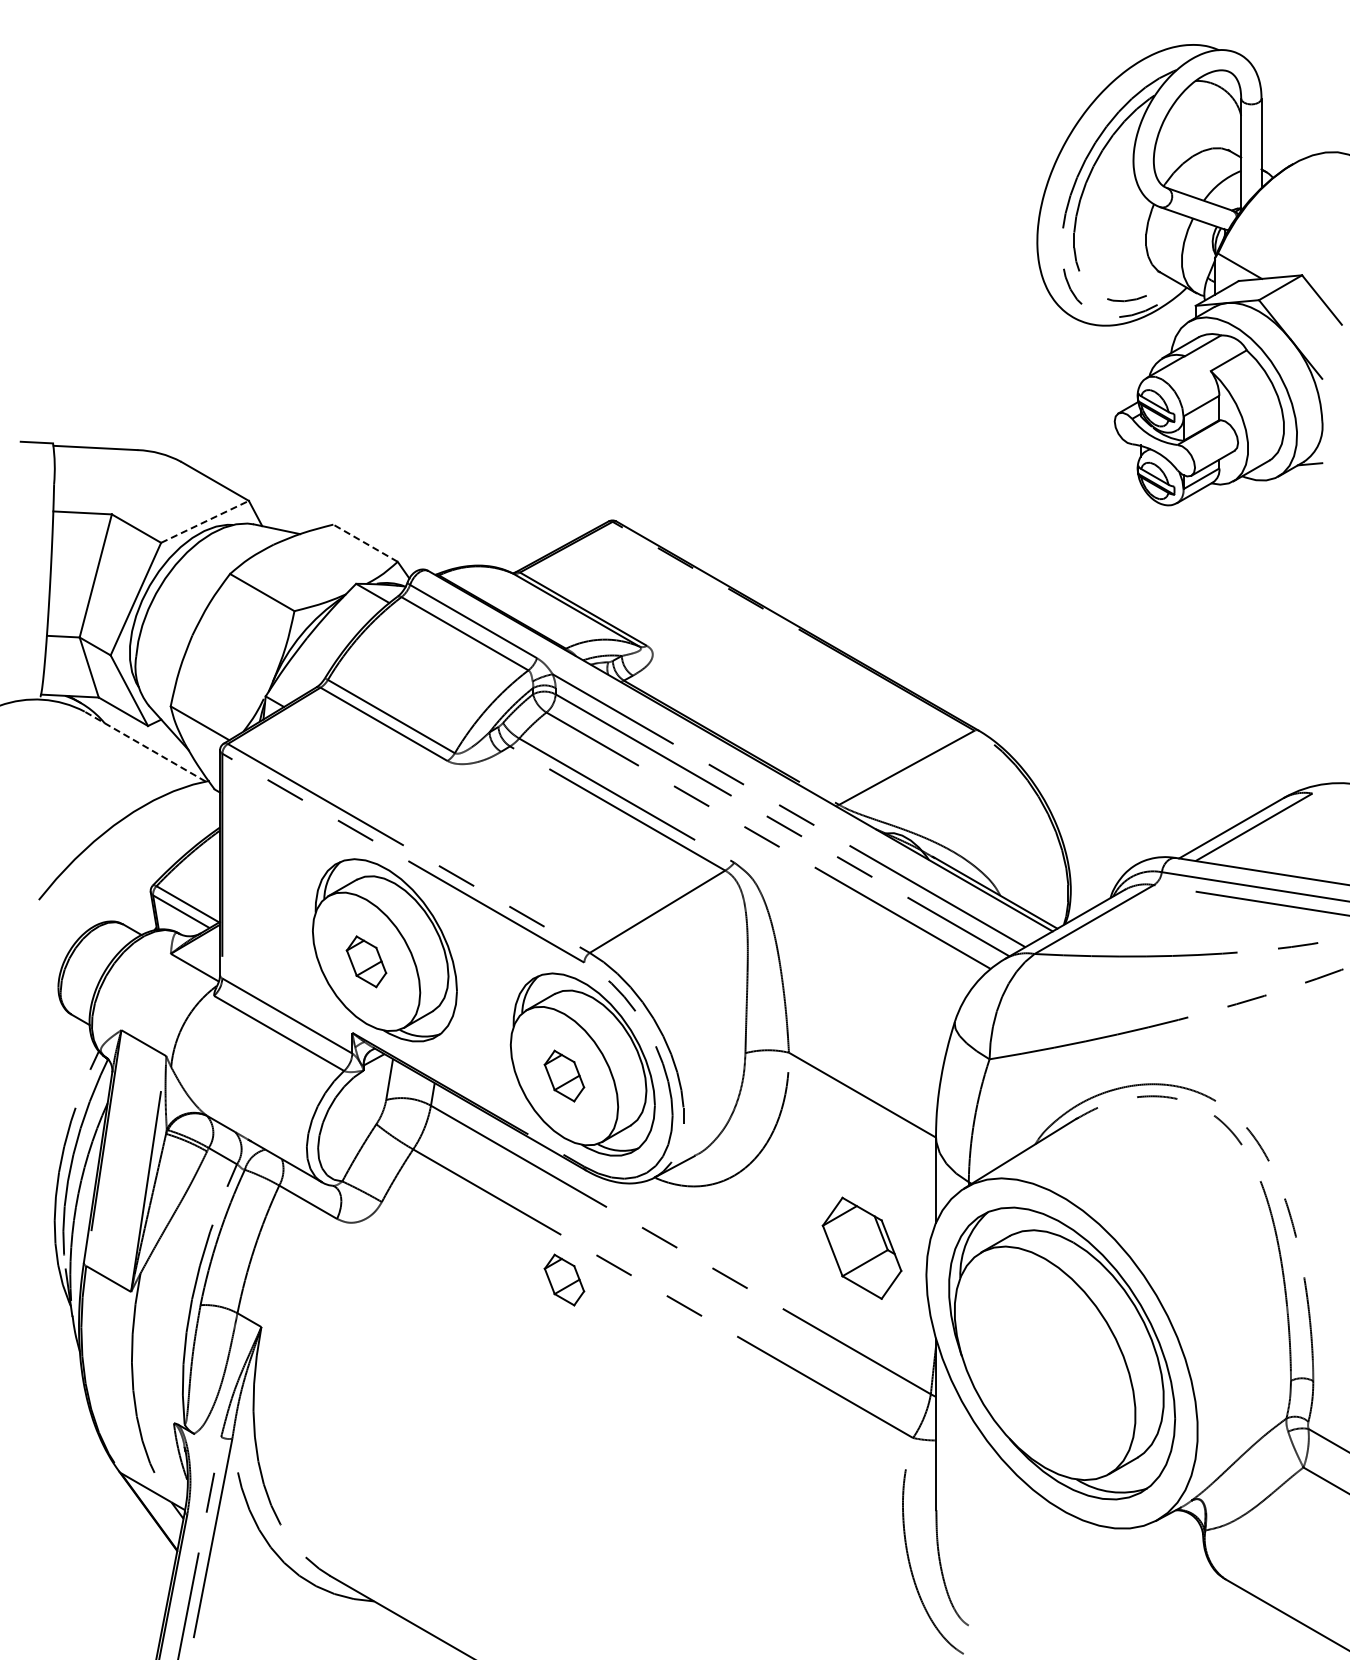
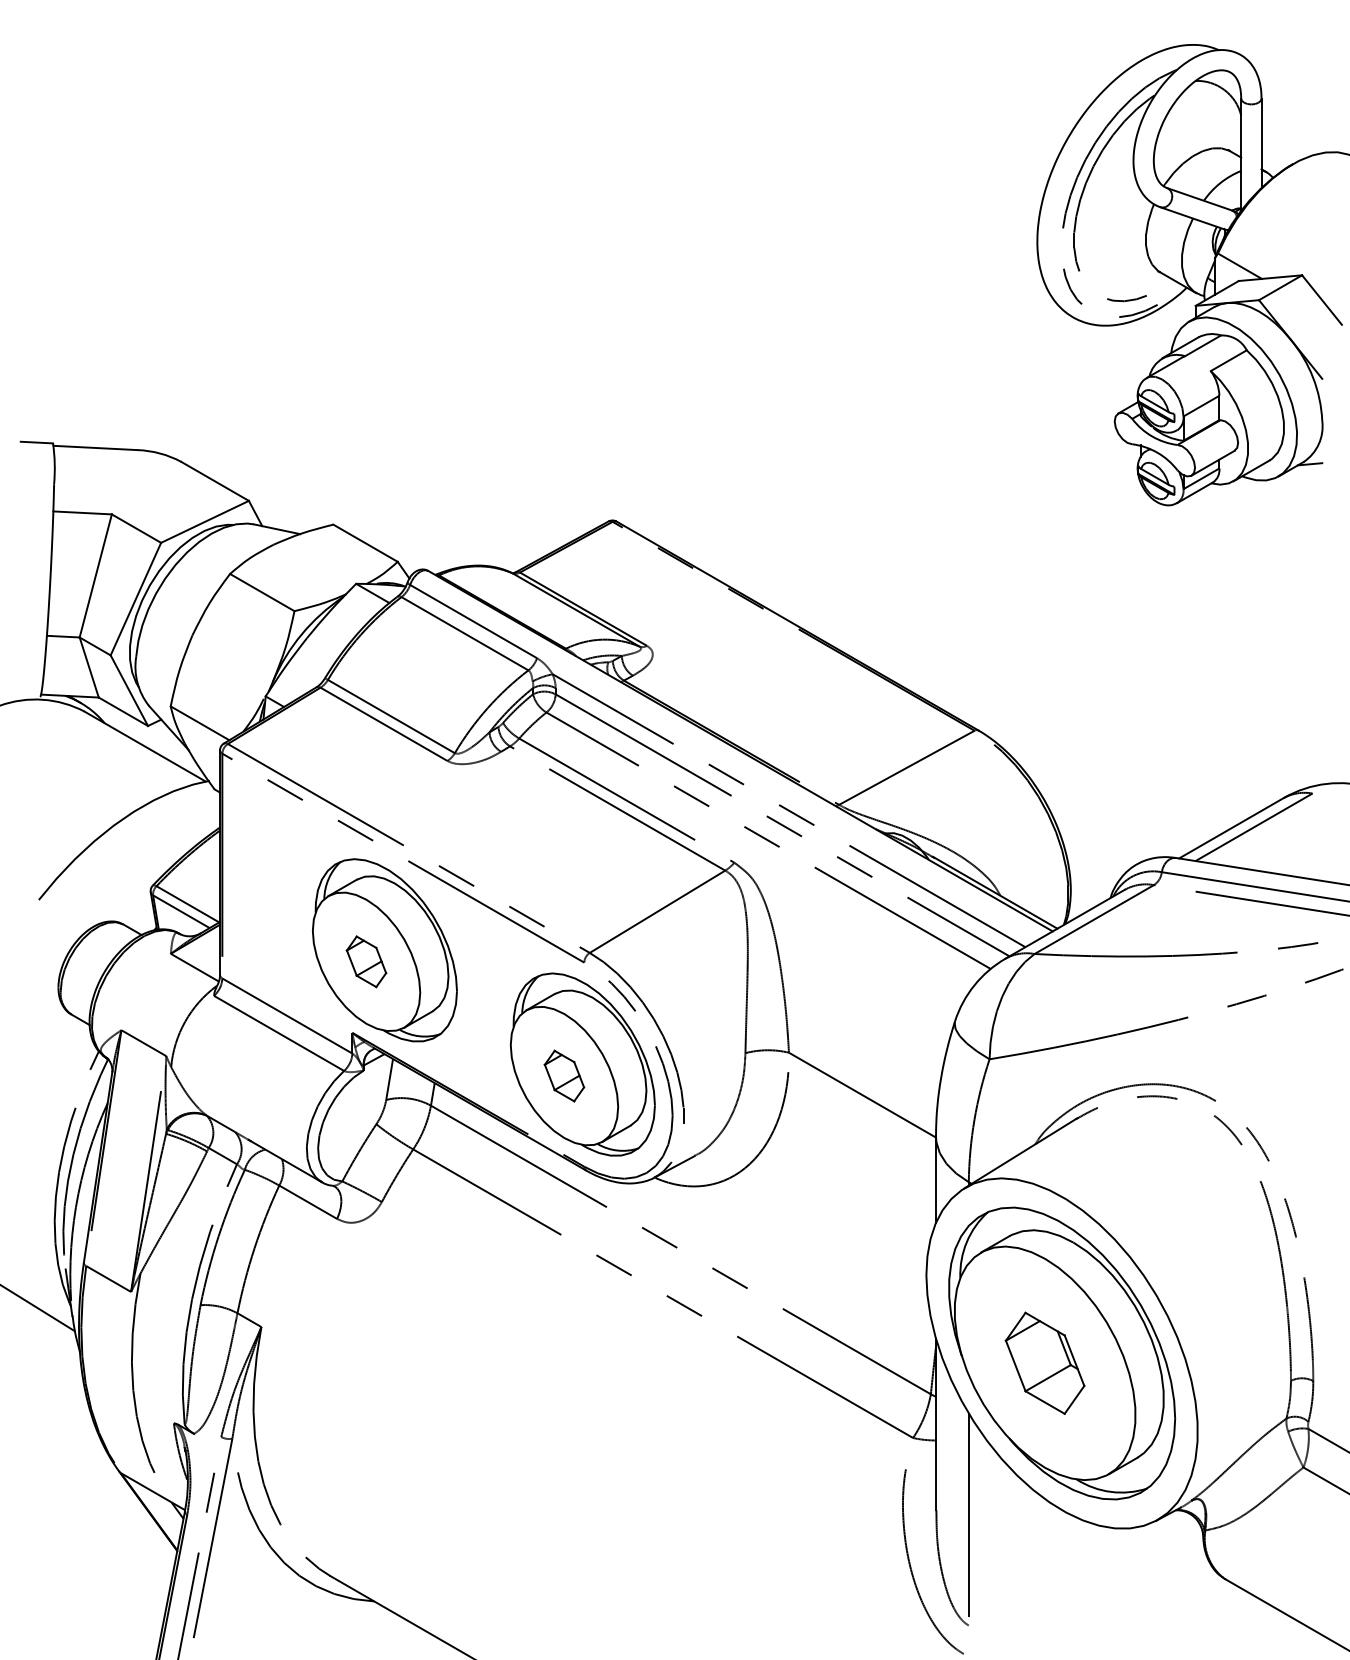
line: dashed -> solid (205, 521)
line: dashed -> solid (365, 542)
line: dashed -> solid (145, 746)
part position: (861, 1247) -> (1044, 1362) (1044, 1362)
part: present -> none (564, 1279)
line: none -> present (38, 1308)
line: none -> present (968, 1519)
